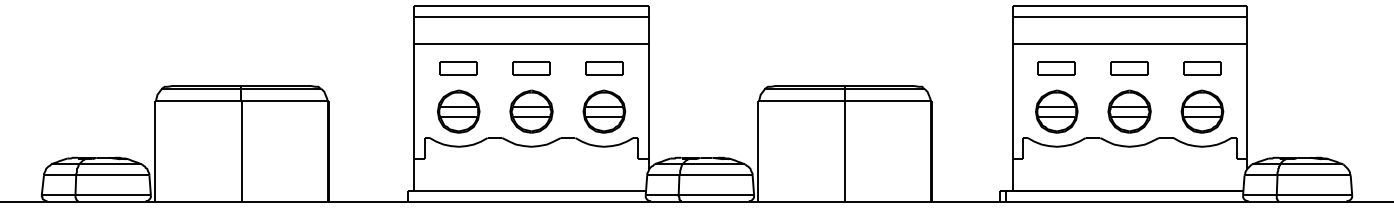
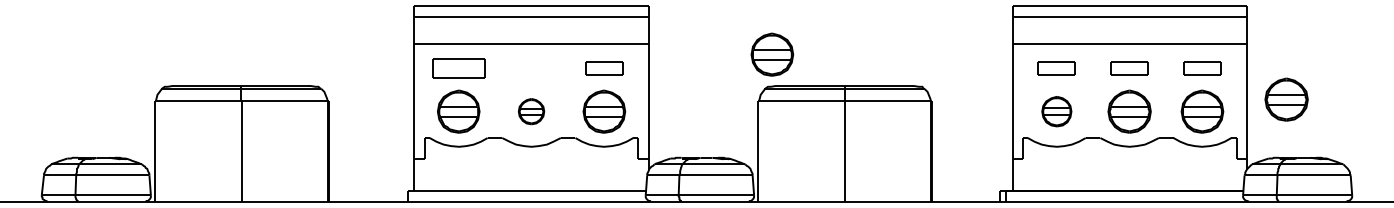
part: none -> present (772, 54)
part size: 39x15 px -> 54x21 px (458, 68)
part: present -> none (531, 68)
part: none -> present (1286, 99)
part size: 45x45 px -> 29x28 px (531, 111)
part size: 44x45 px -> 32x32 px (1056, 111)
